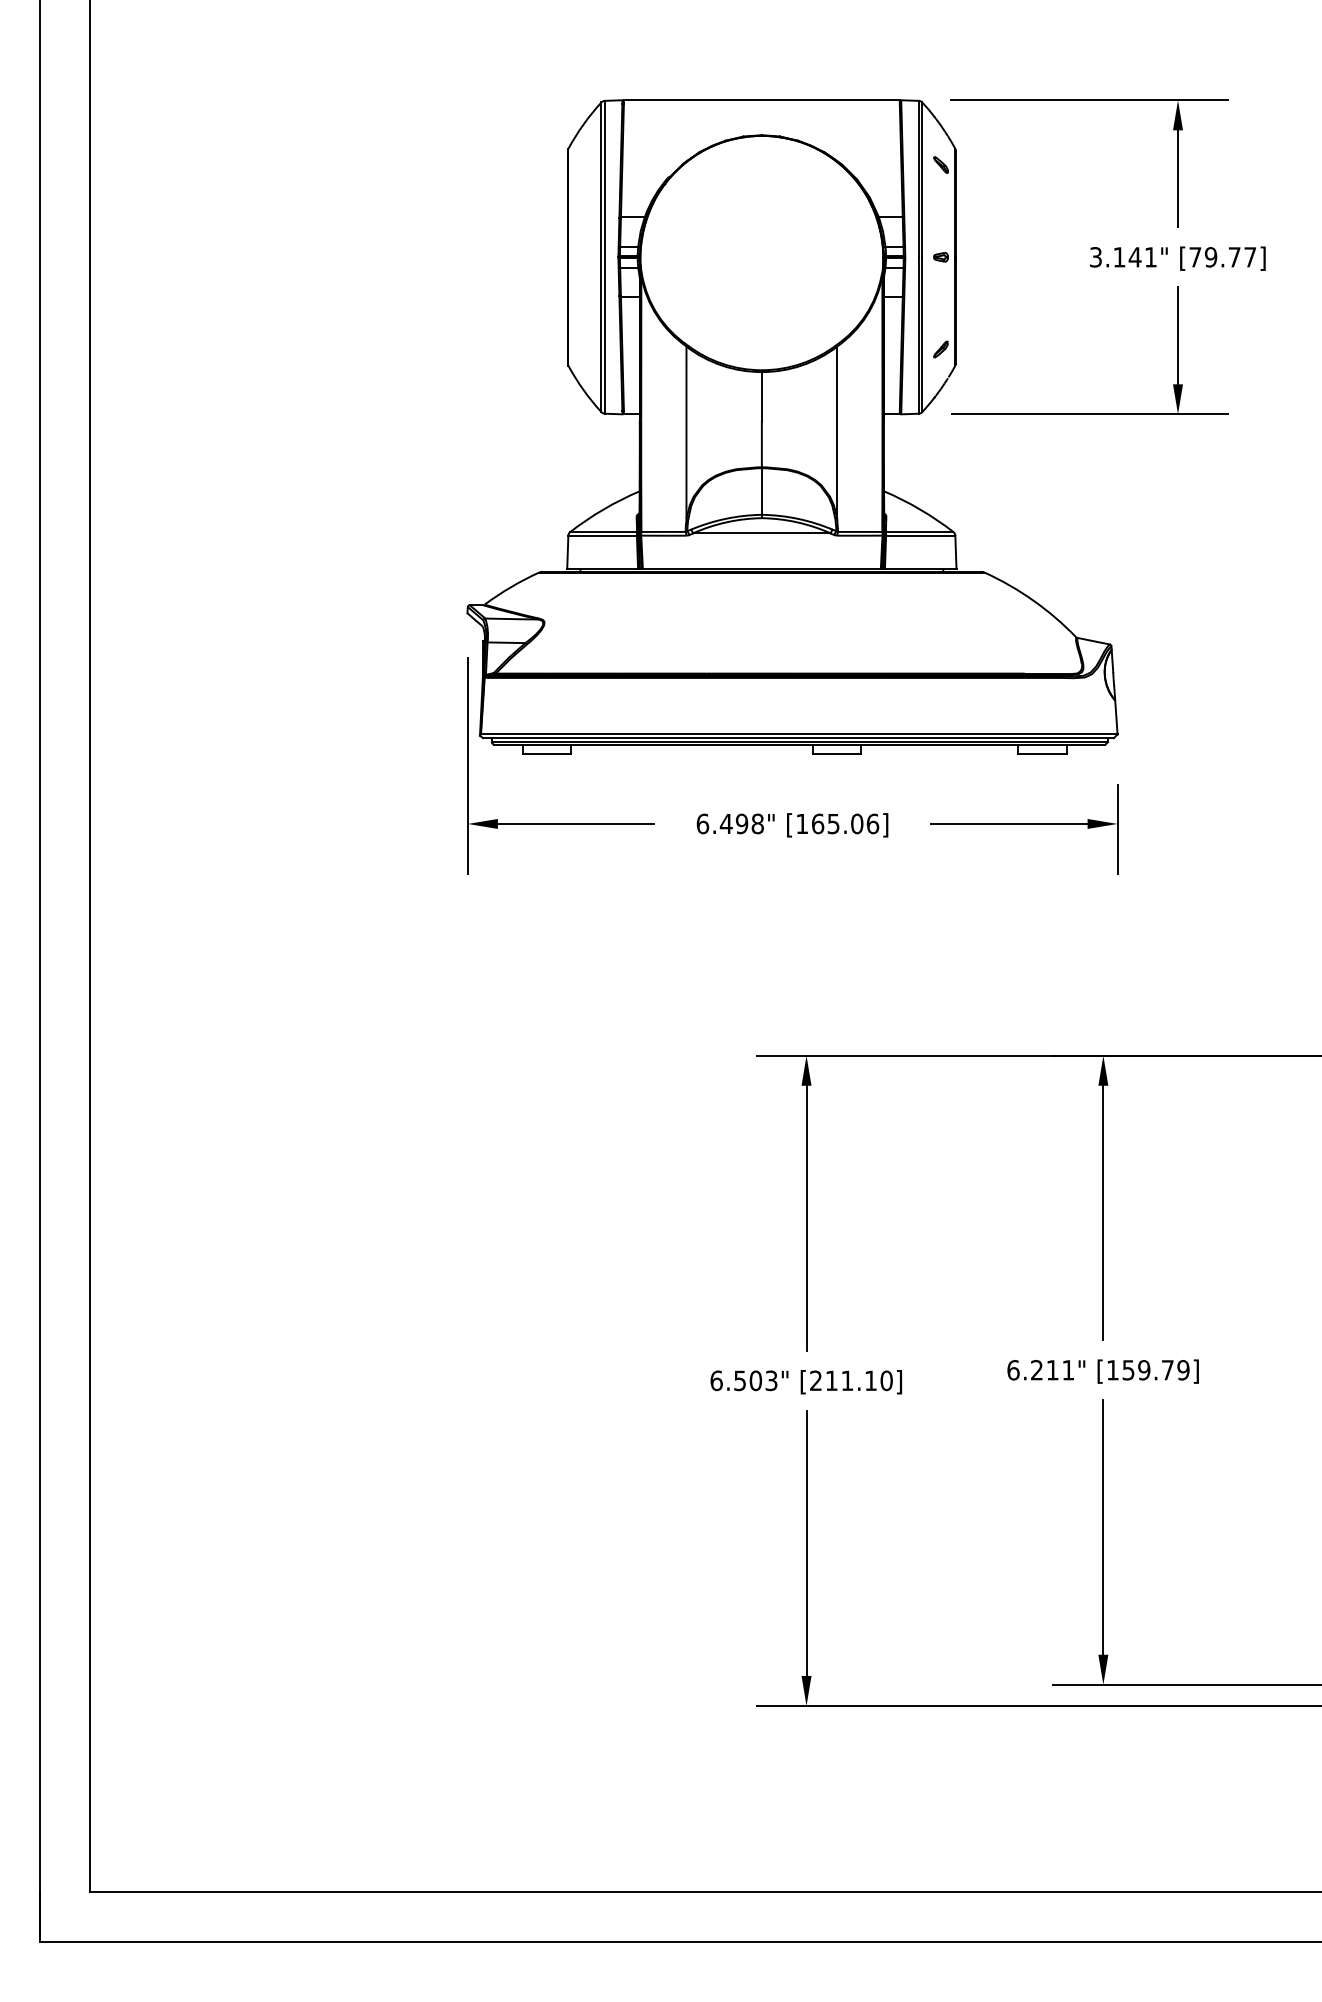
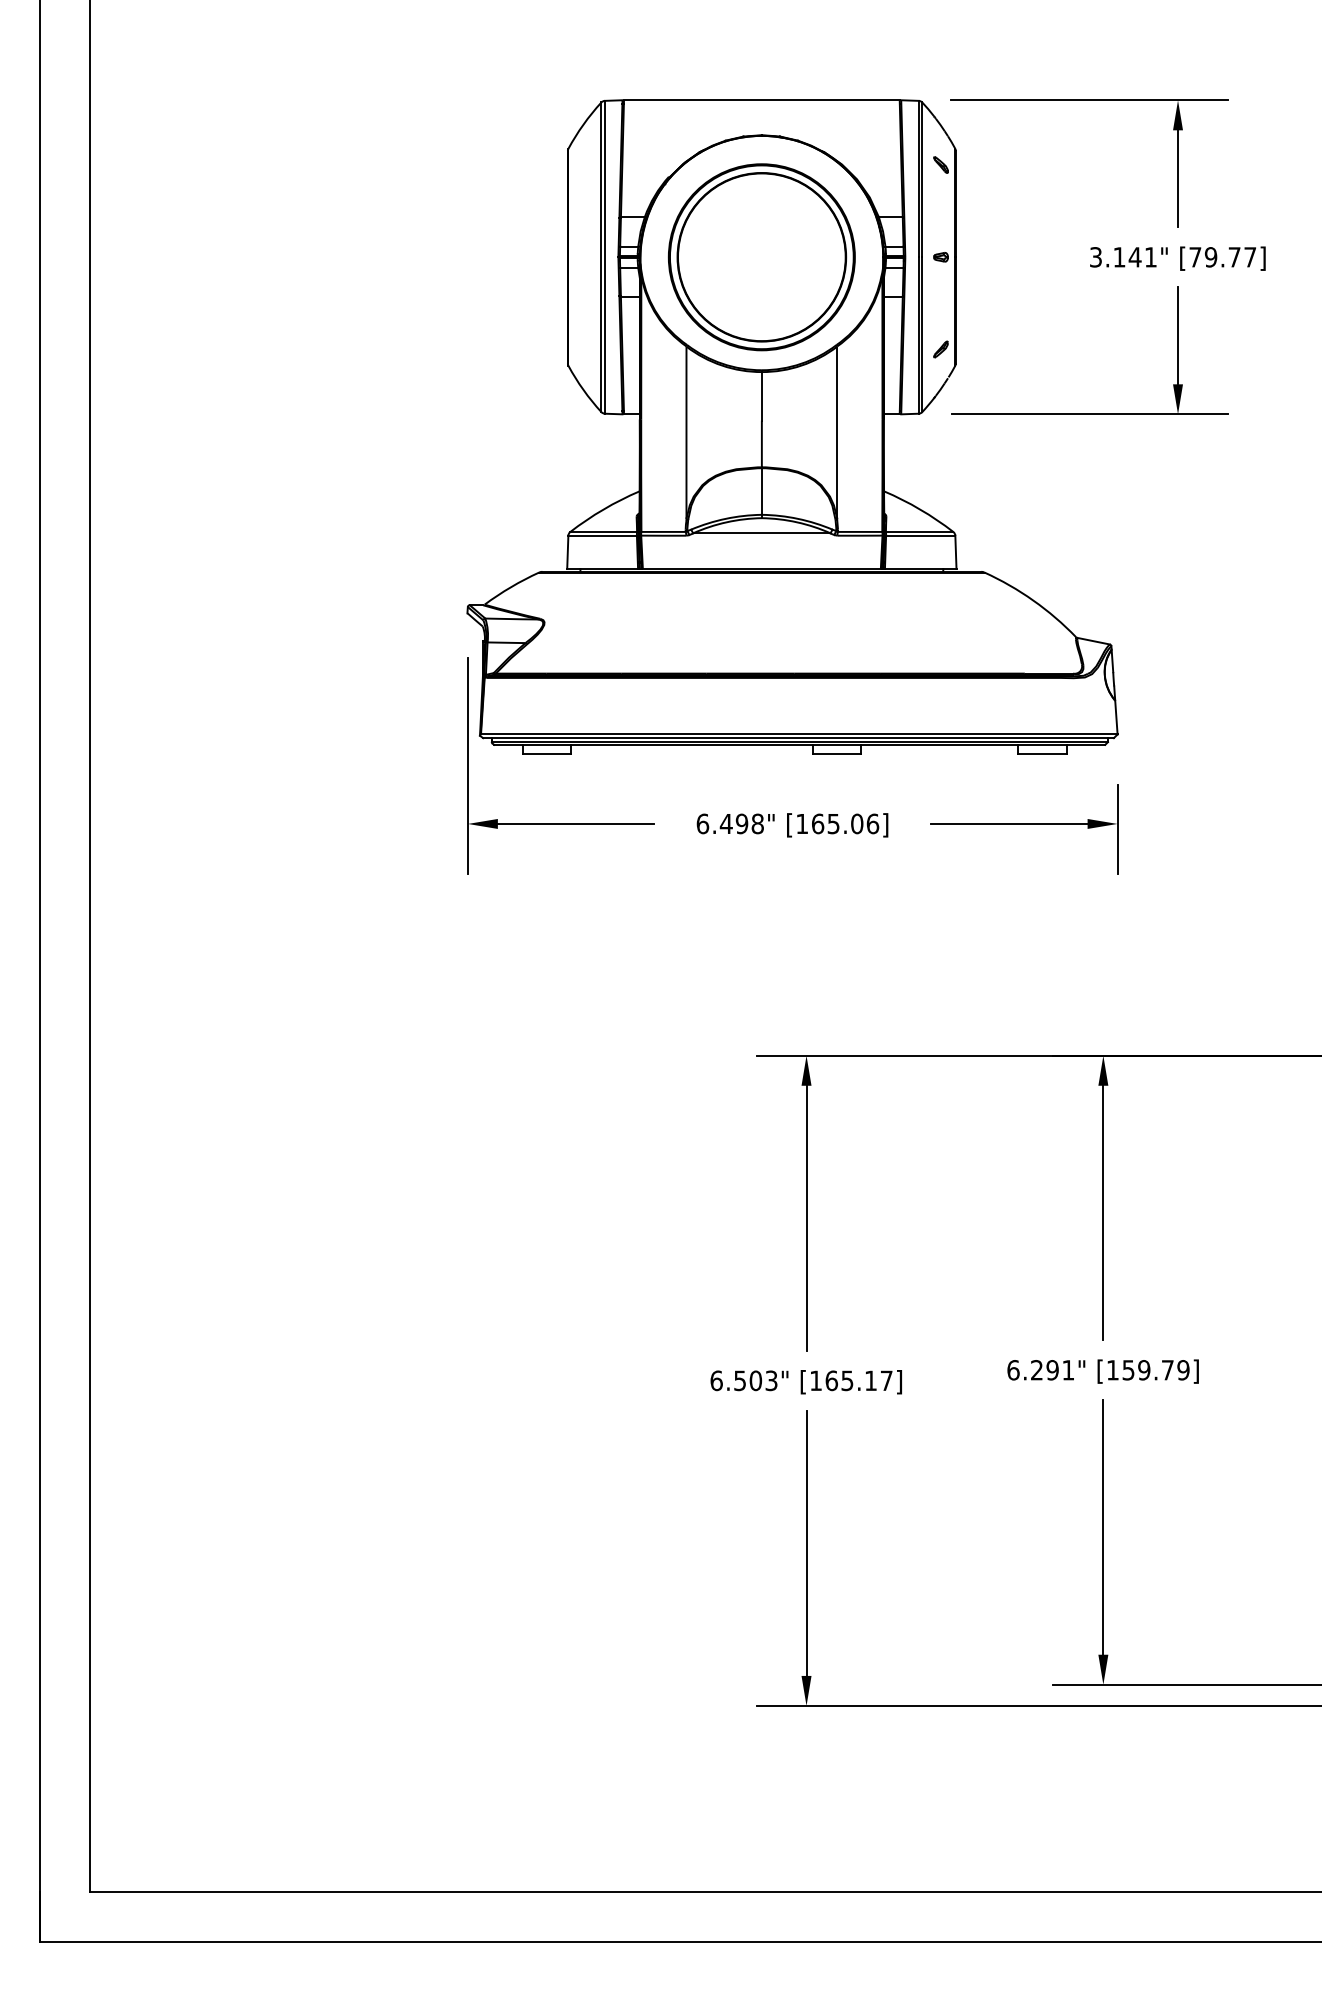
part: none -> present (761, 257)
text: 6.211" -> 6.291" (1052, 1370)
text: [211.10] -> [165.17] (851, 1380)
